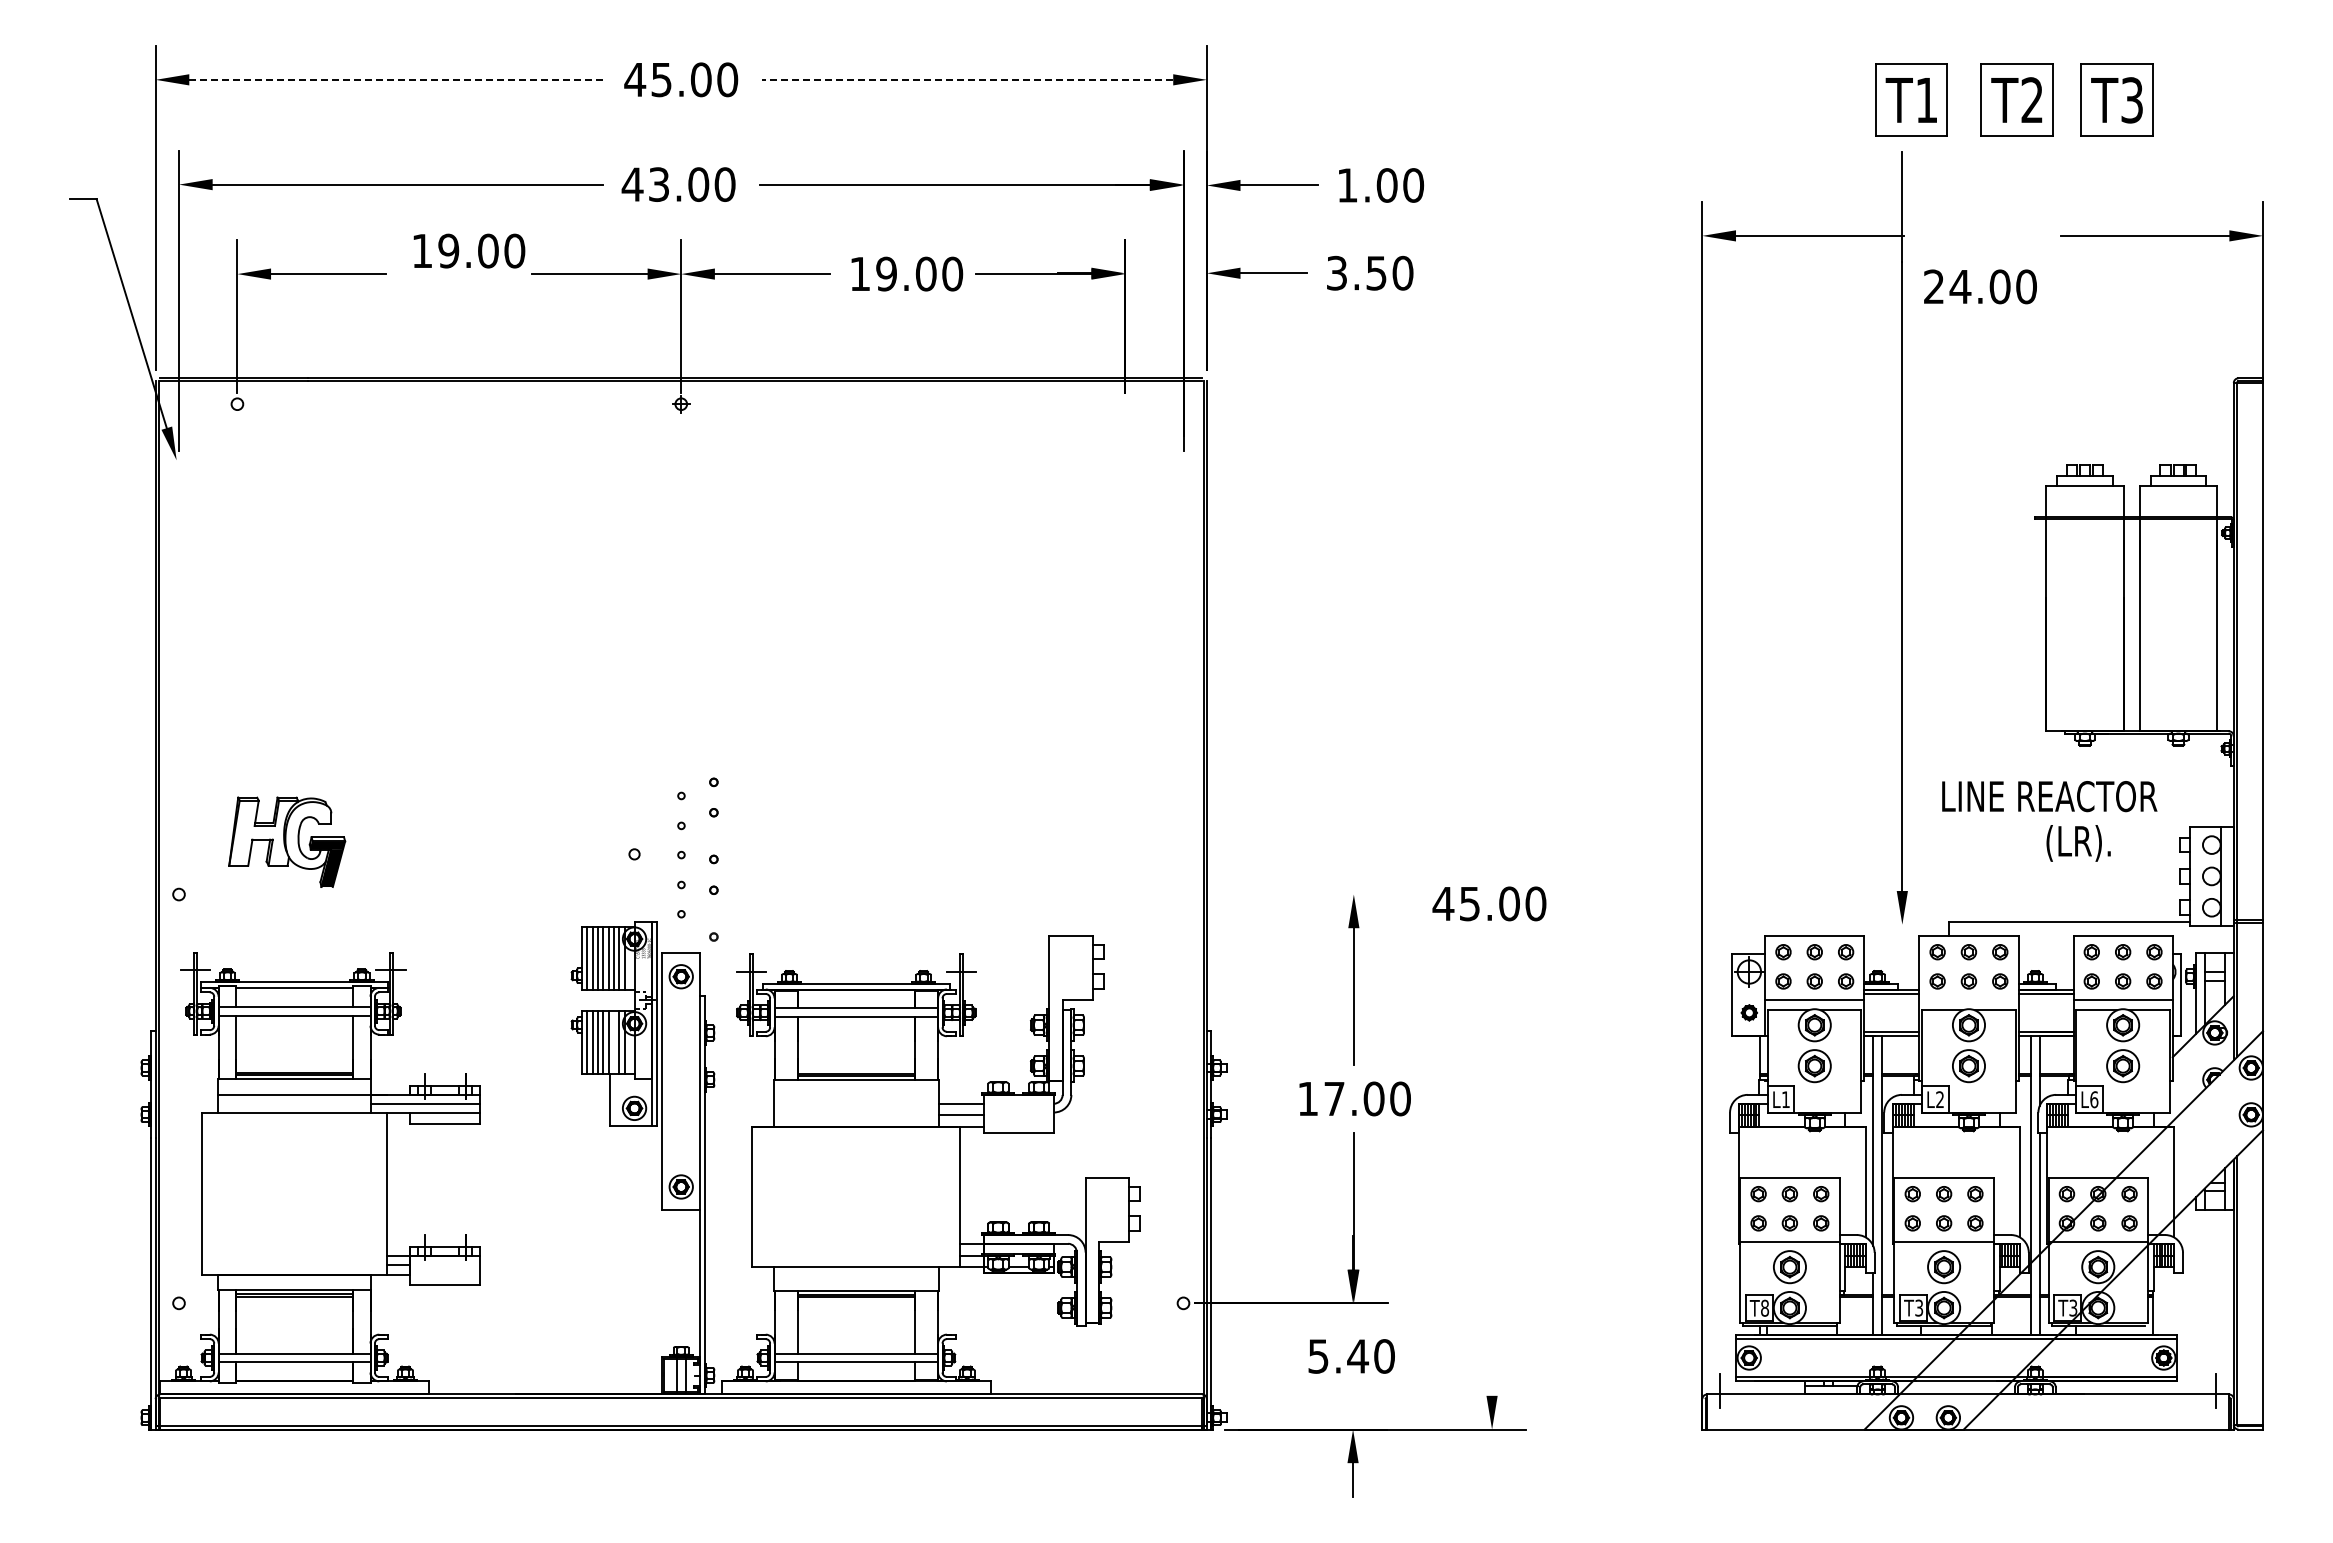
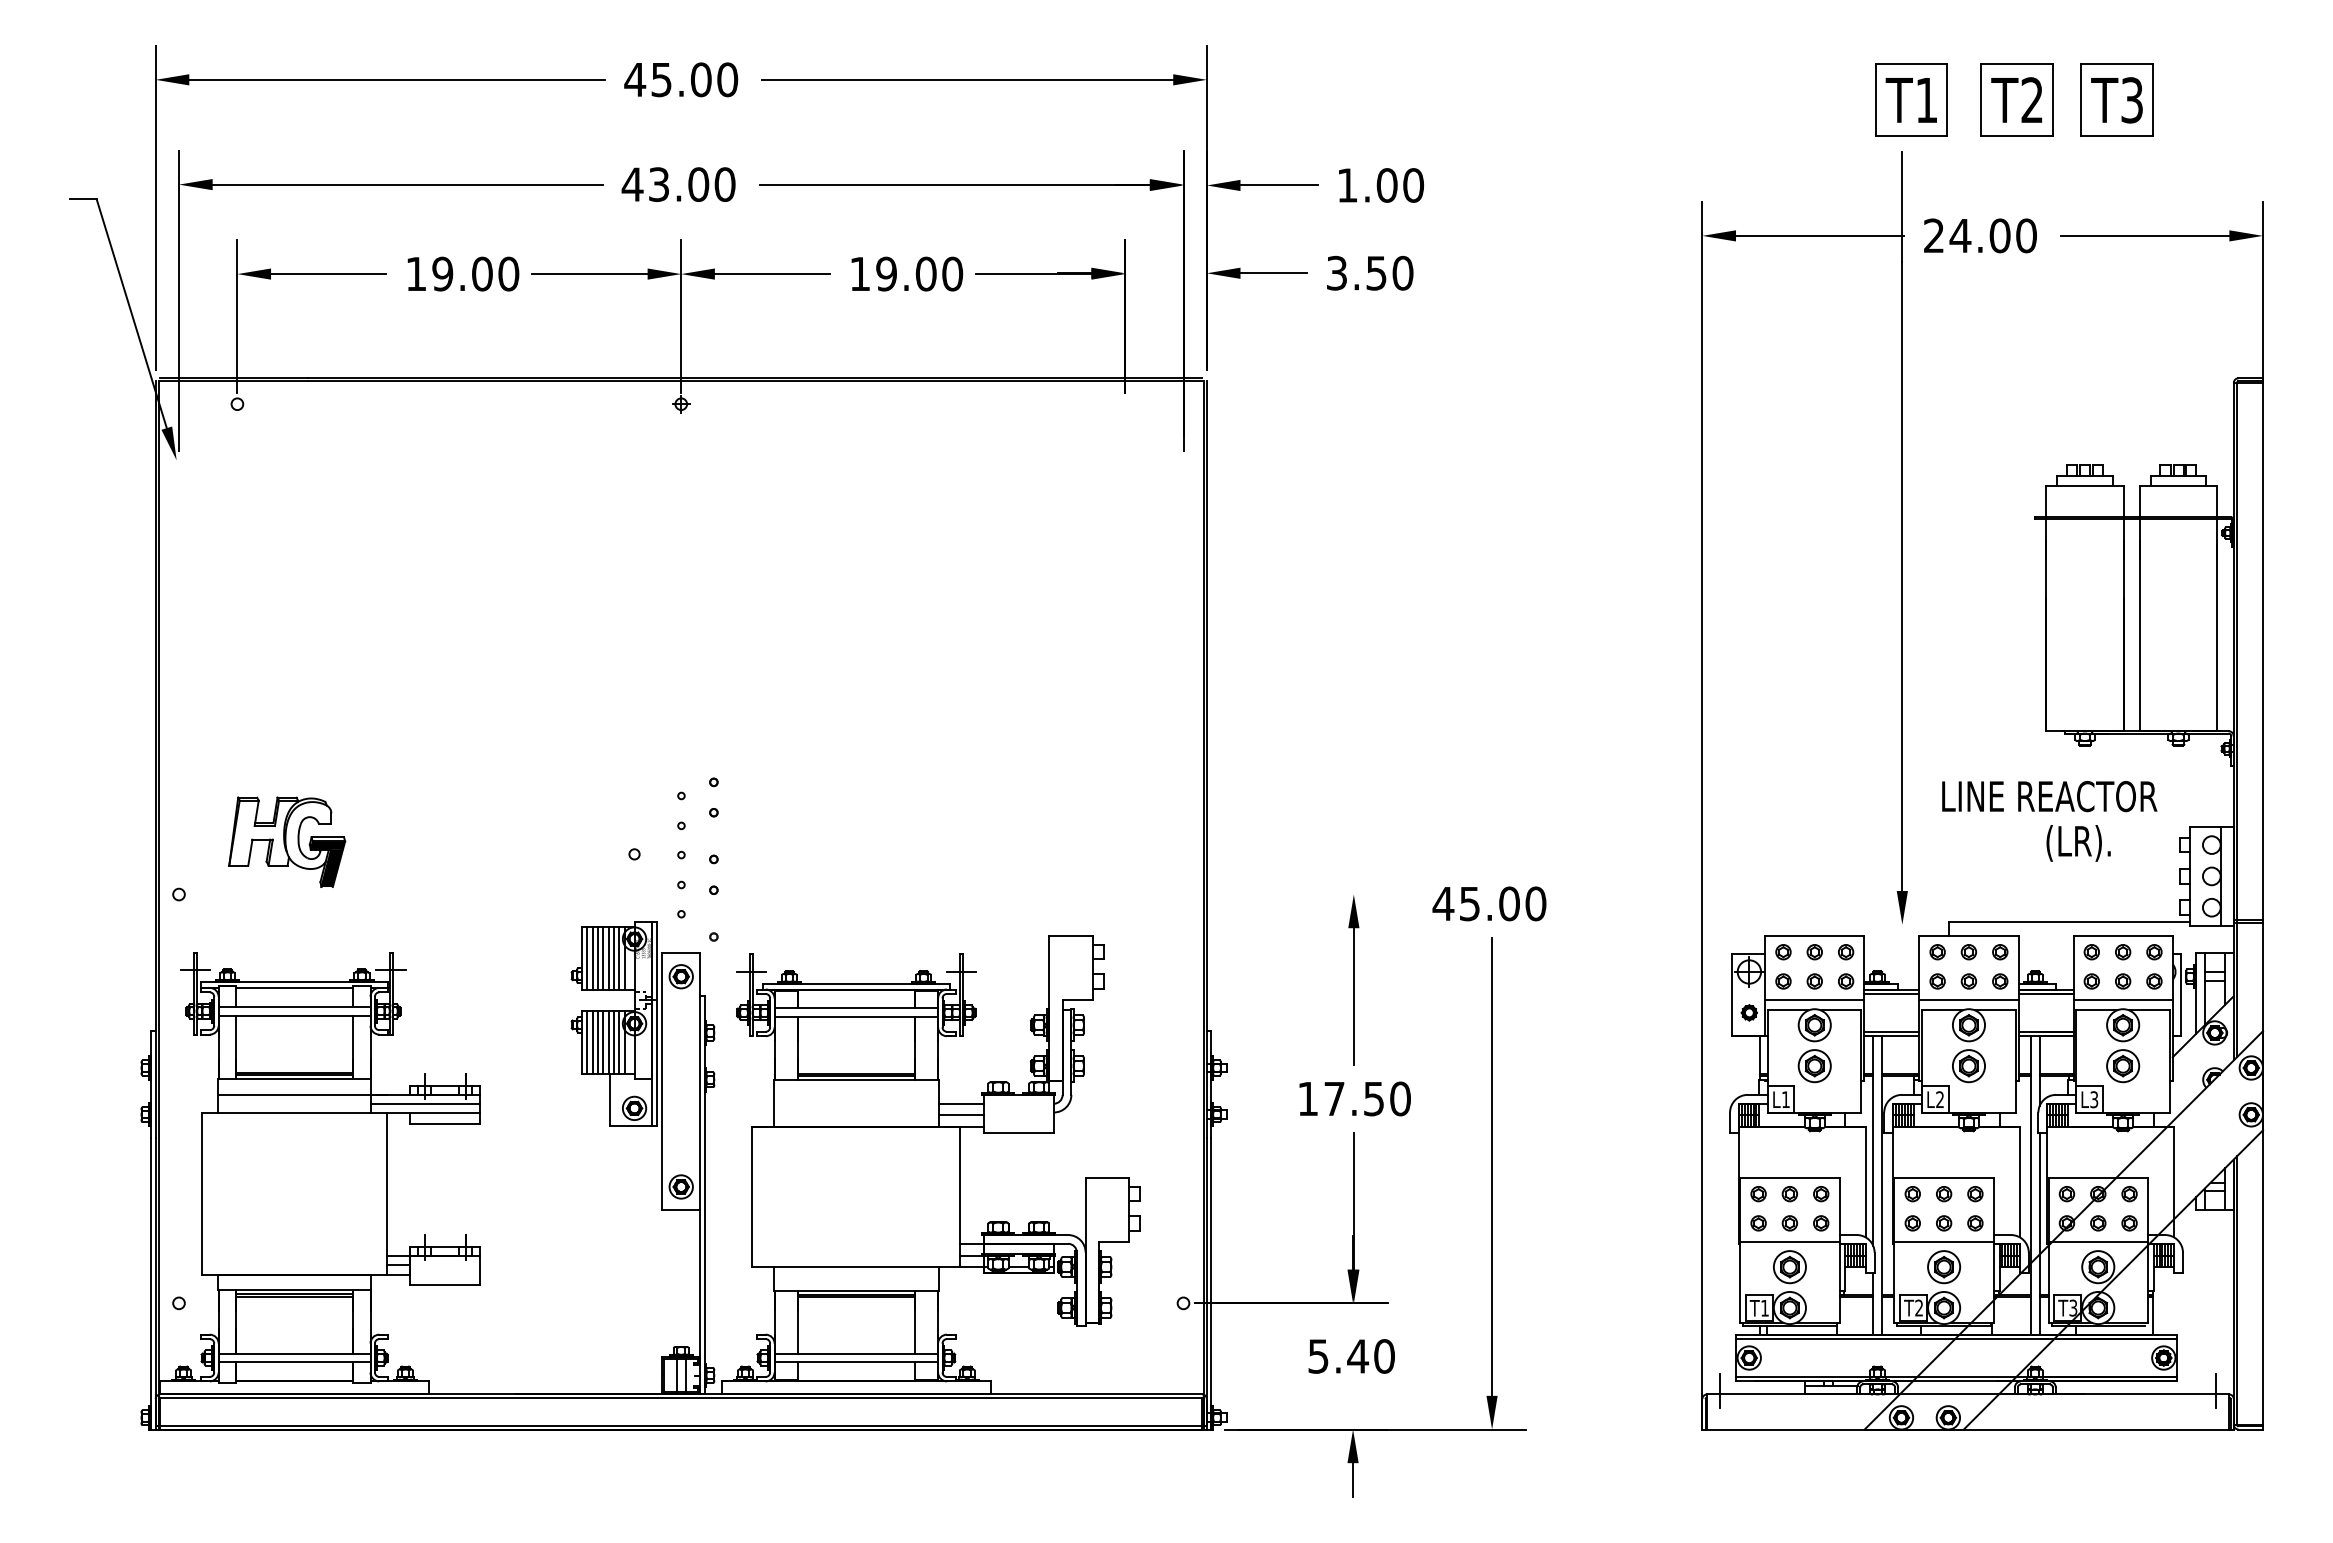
line: dashed -> solid (397, 79)
line: dashed -> solid (967, 79)
text position: (469, 250) -> (463, 273) (463, 273)
text position: (1980, 286) -> (1980, 235) (1980, 235)
line: none -> present (1968, 1000)
line: none -> present (613, 1042)
text: 17.00 -> 17.50 (1373, 1098)
text: L6 -> L3 (2094, 1099)
line: none -> present (1492, 1166)
text: T8 -> T1 (1765, 1307)
text: T3 -> T2 (1919, 1308)
